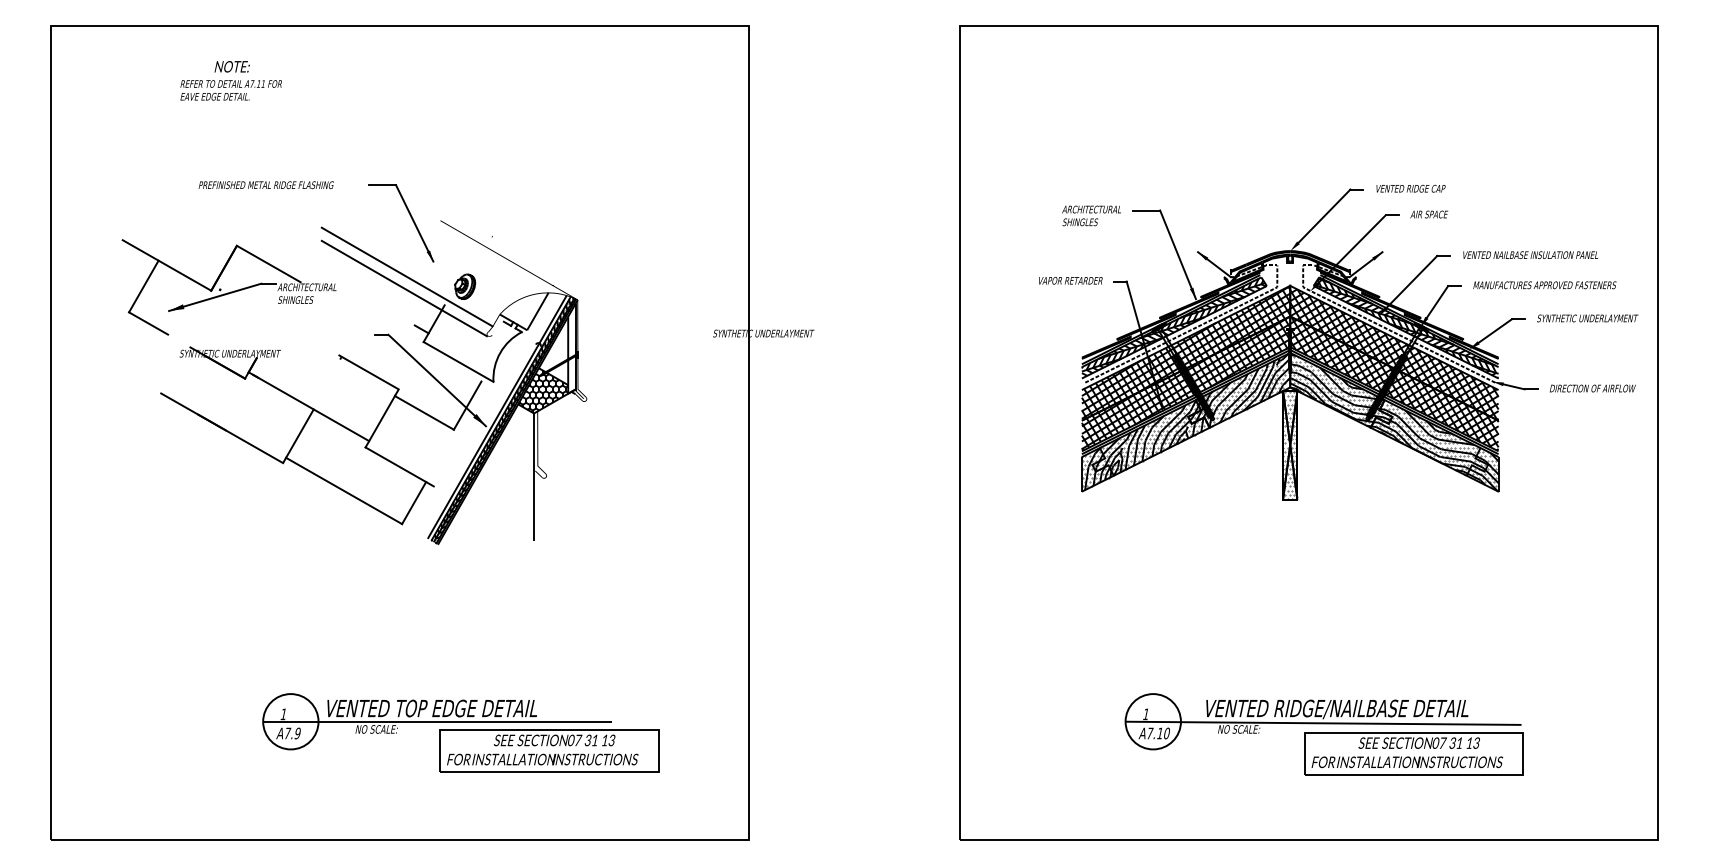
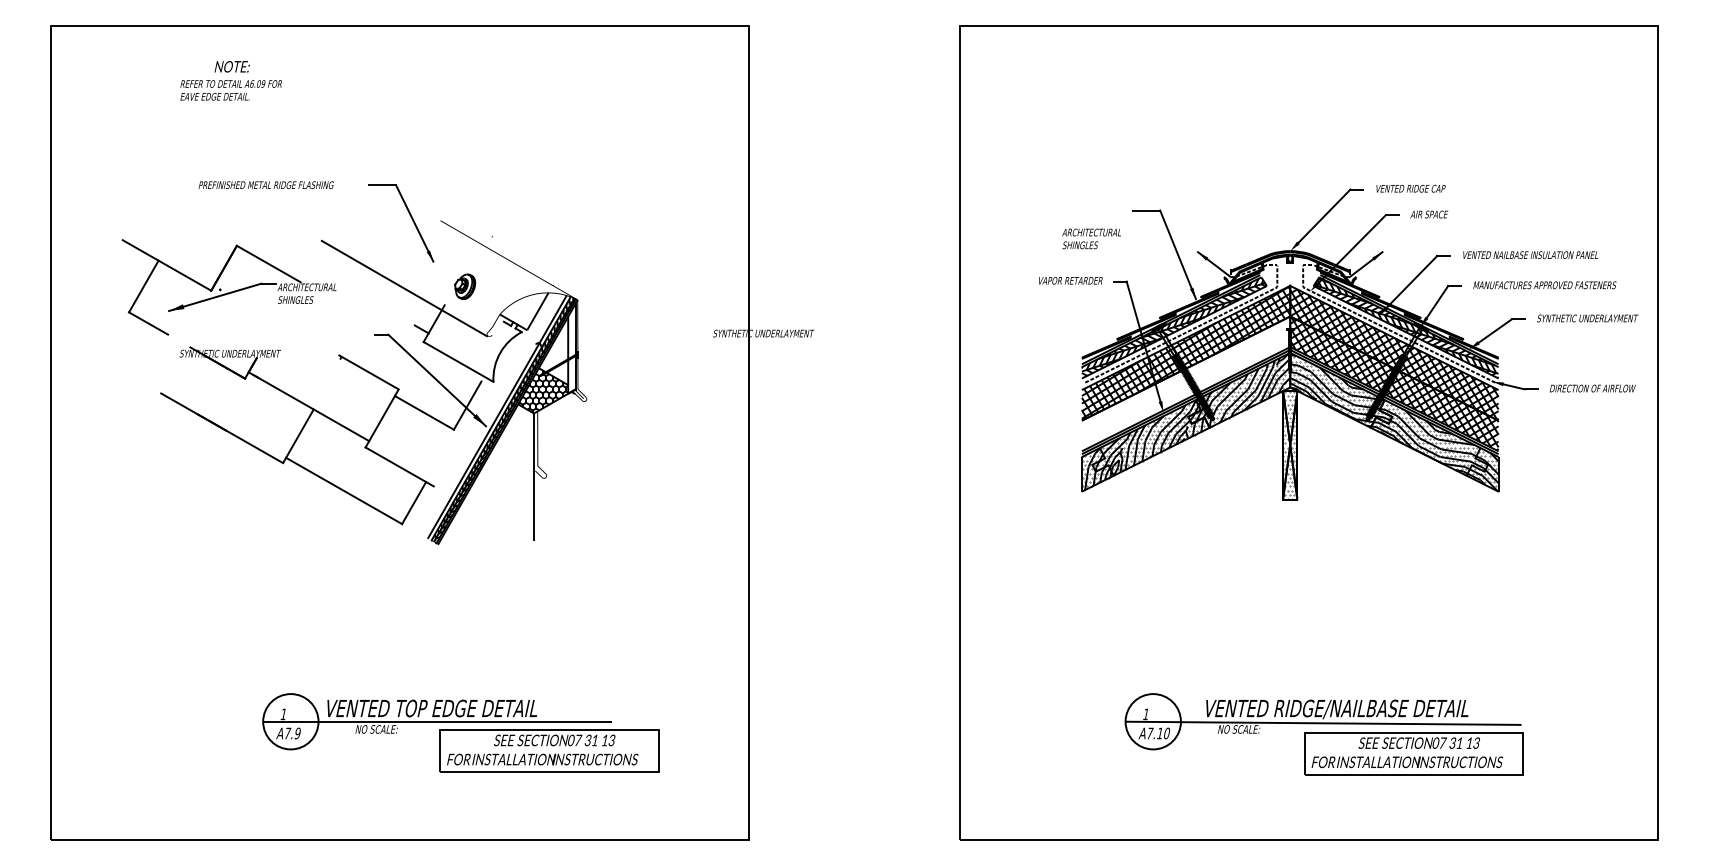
text: A7.11 -> A6.09 (257, 83)
text position: (1091, 215) -> (1091, 238) (1091, 238)
line: present -> none (406, 276)
hatch: present -> none (1185, 383)
